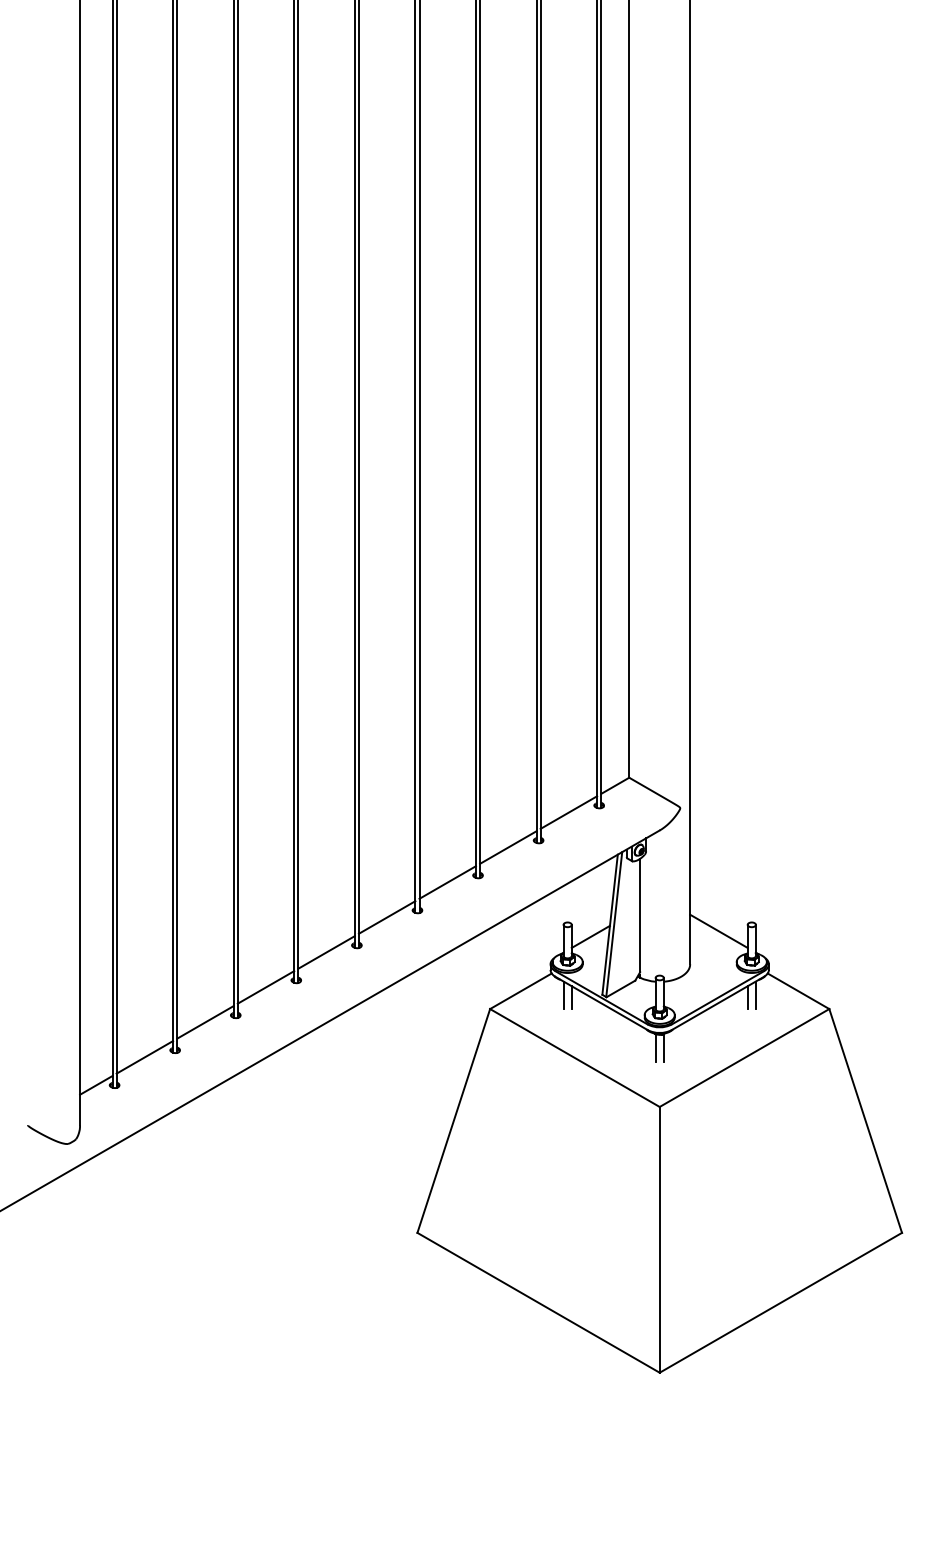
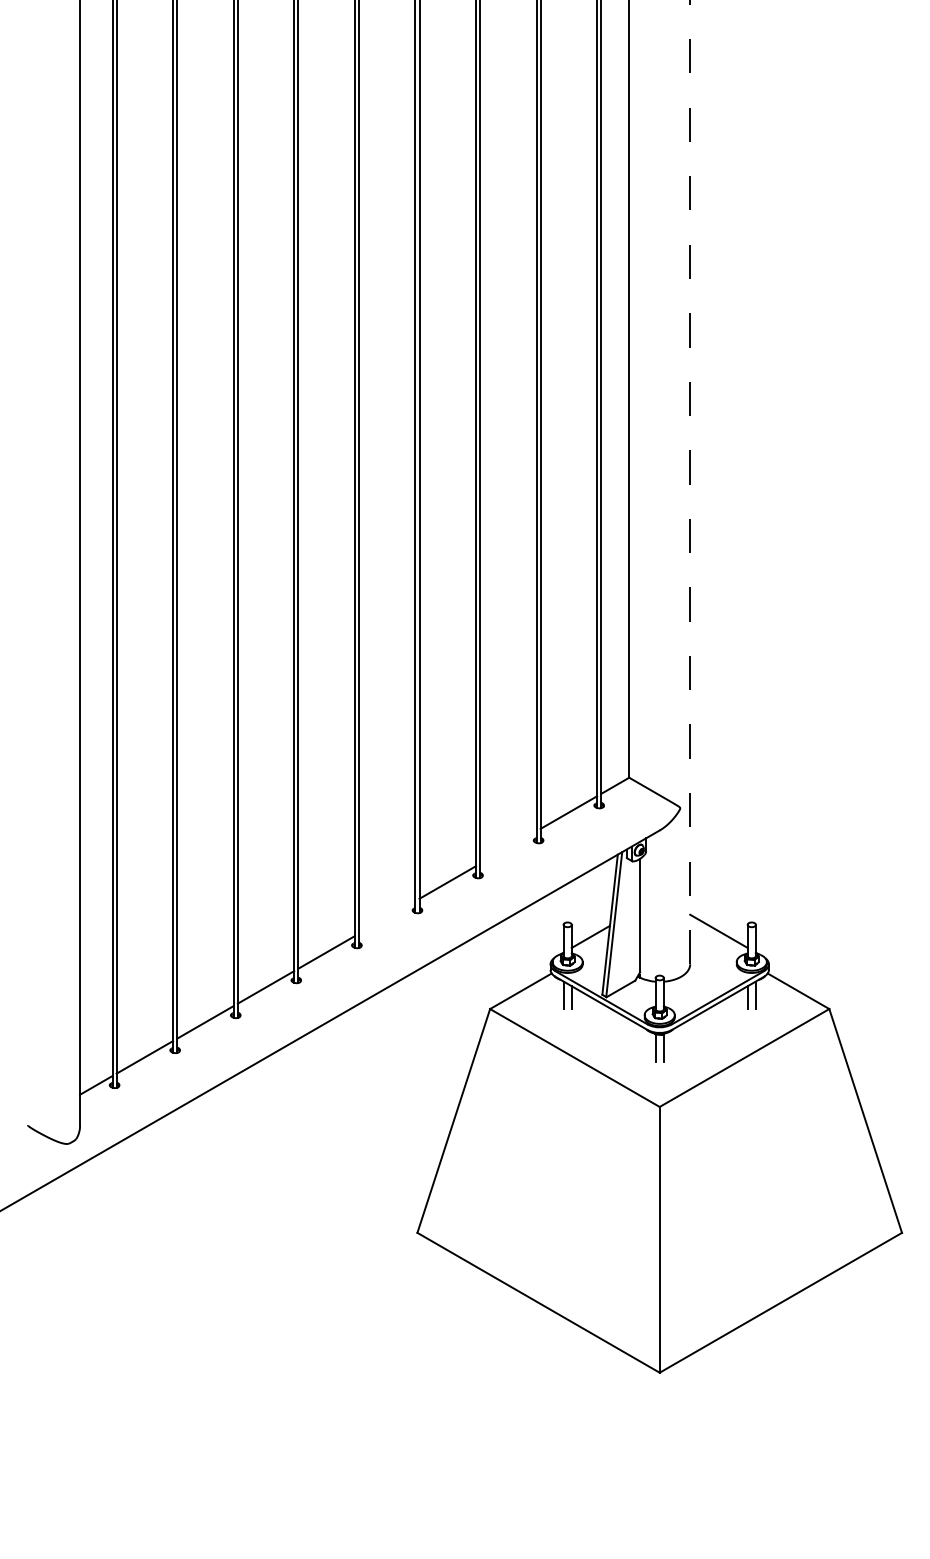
line: solid -> dashed (690, 482)
line: present -> none (508, 847)
line: present -> none (386, 917)
